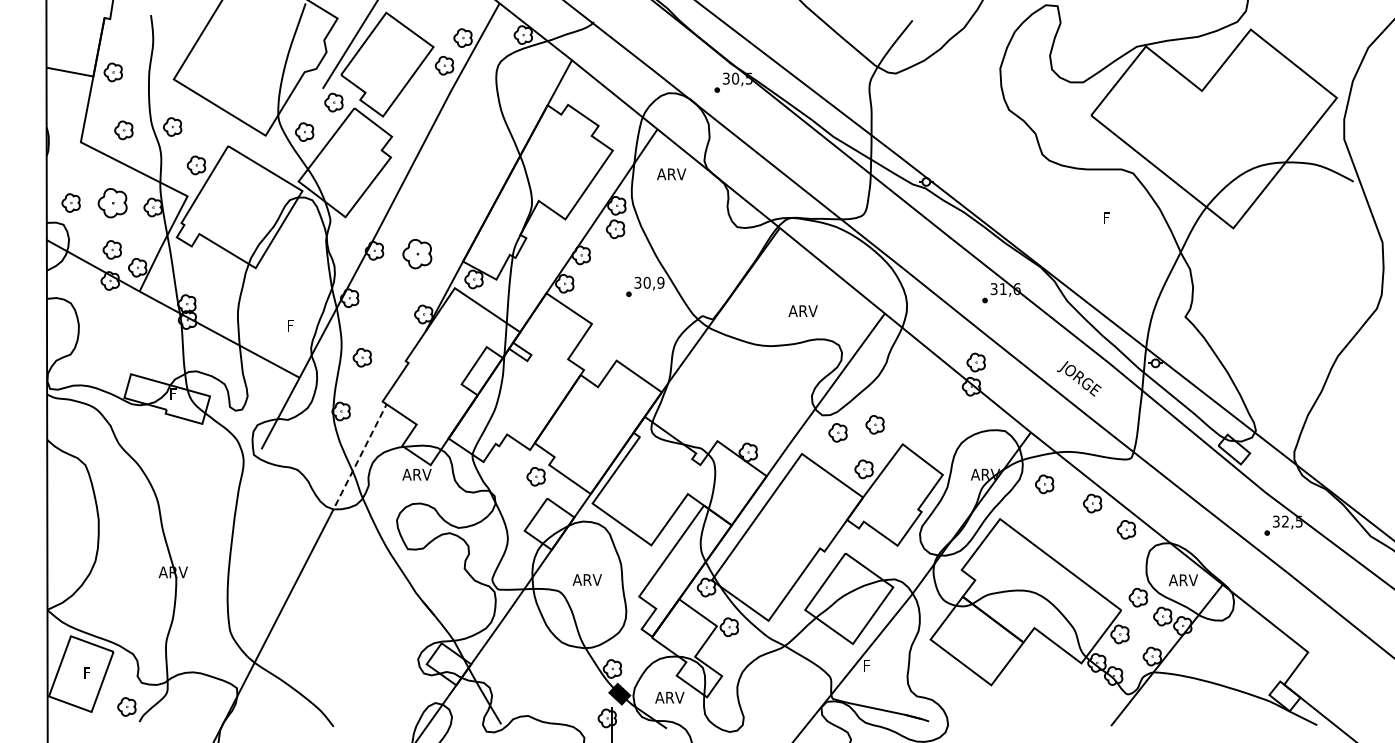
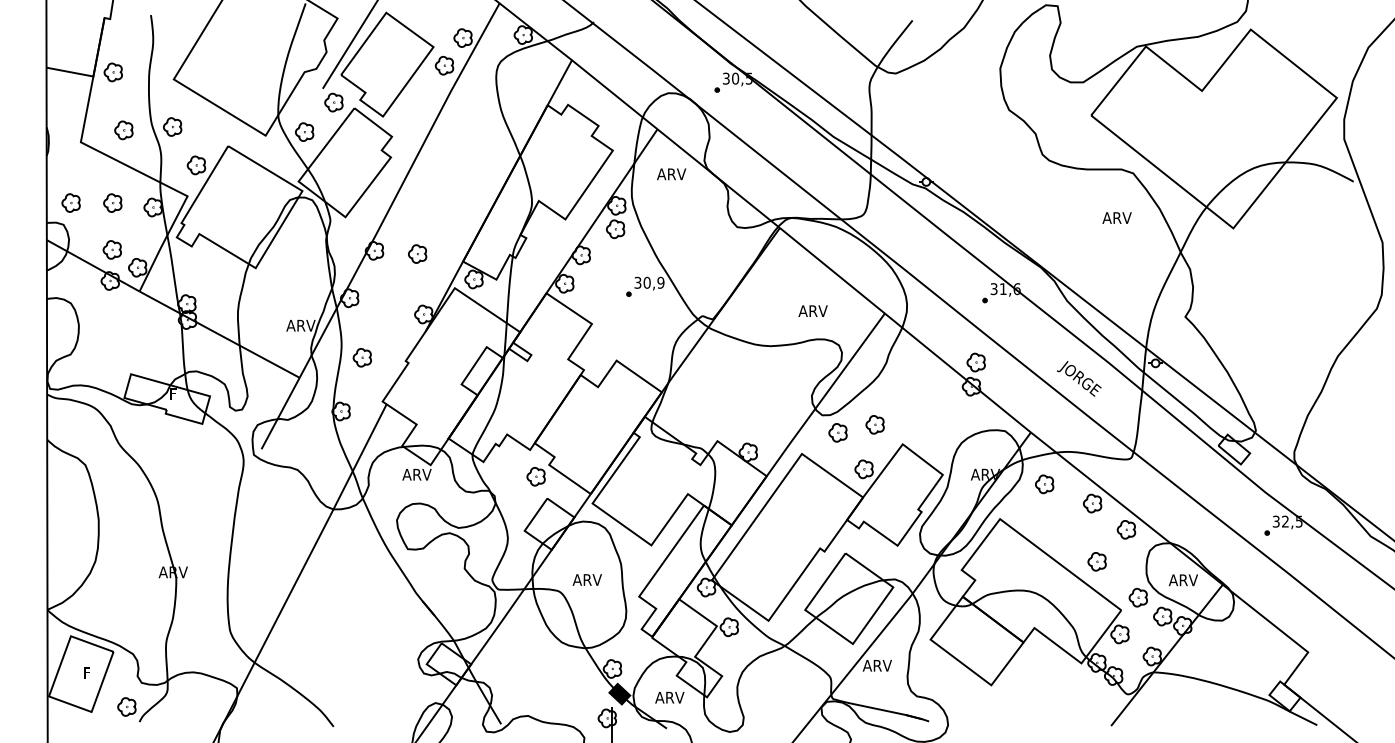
part size: 31x31 px -> 20x20 px (112, 202)
text: F -> ARV (1116, 217)
part size: 31x31 px -> 20x20 px (417, 253)
text position: (802, 310) -> (812, 310) (812, 310)
text: F -> ARV (300, 325)
line: dashed -> solid (358, 459)
part: none -> present (1096, 561)
text: F -> ARV (876, 665)
